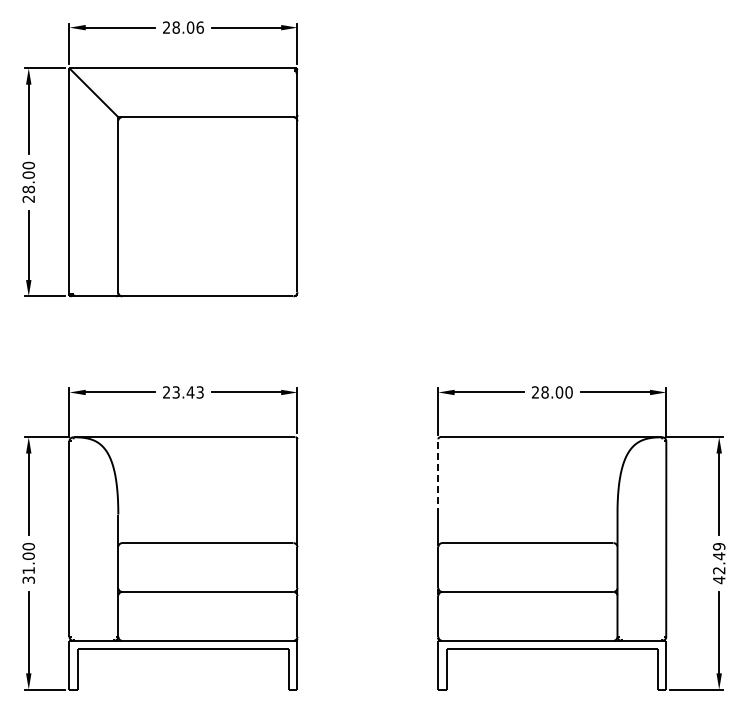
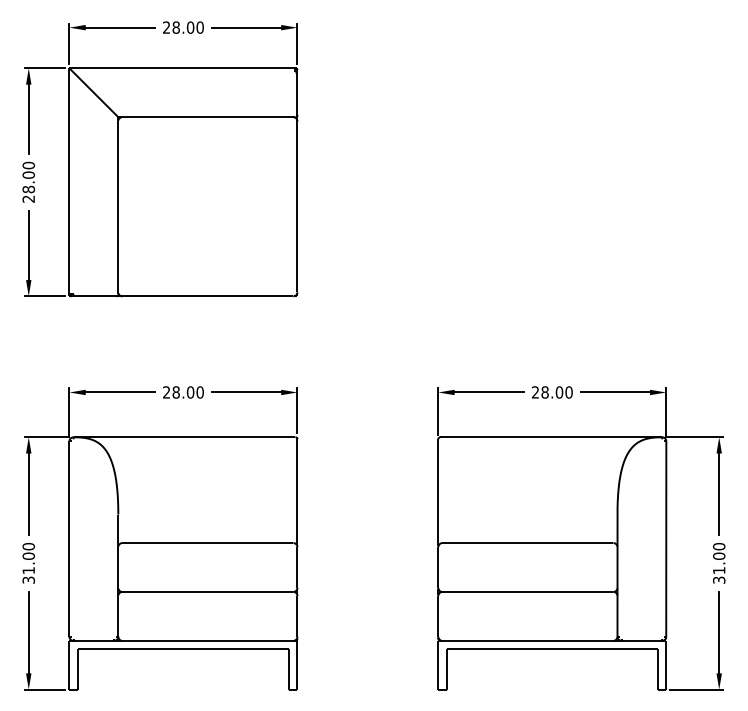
text: 28.06 -> 28.00 (199, 27)
text: 23.43 -> 28.00 (187, 392)
line: dashed -> solid (438, 476)
text: 42.49 -> 31.00 (719, 563)
